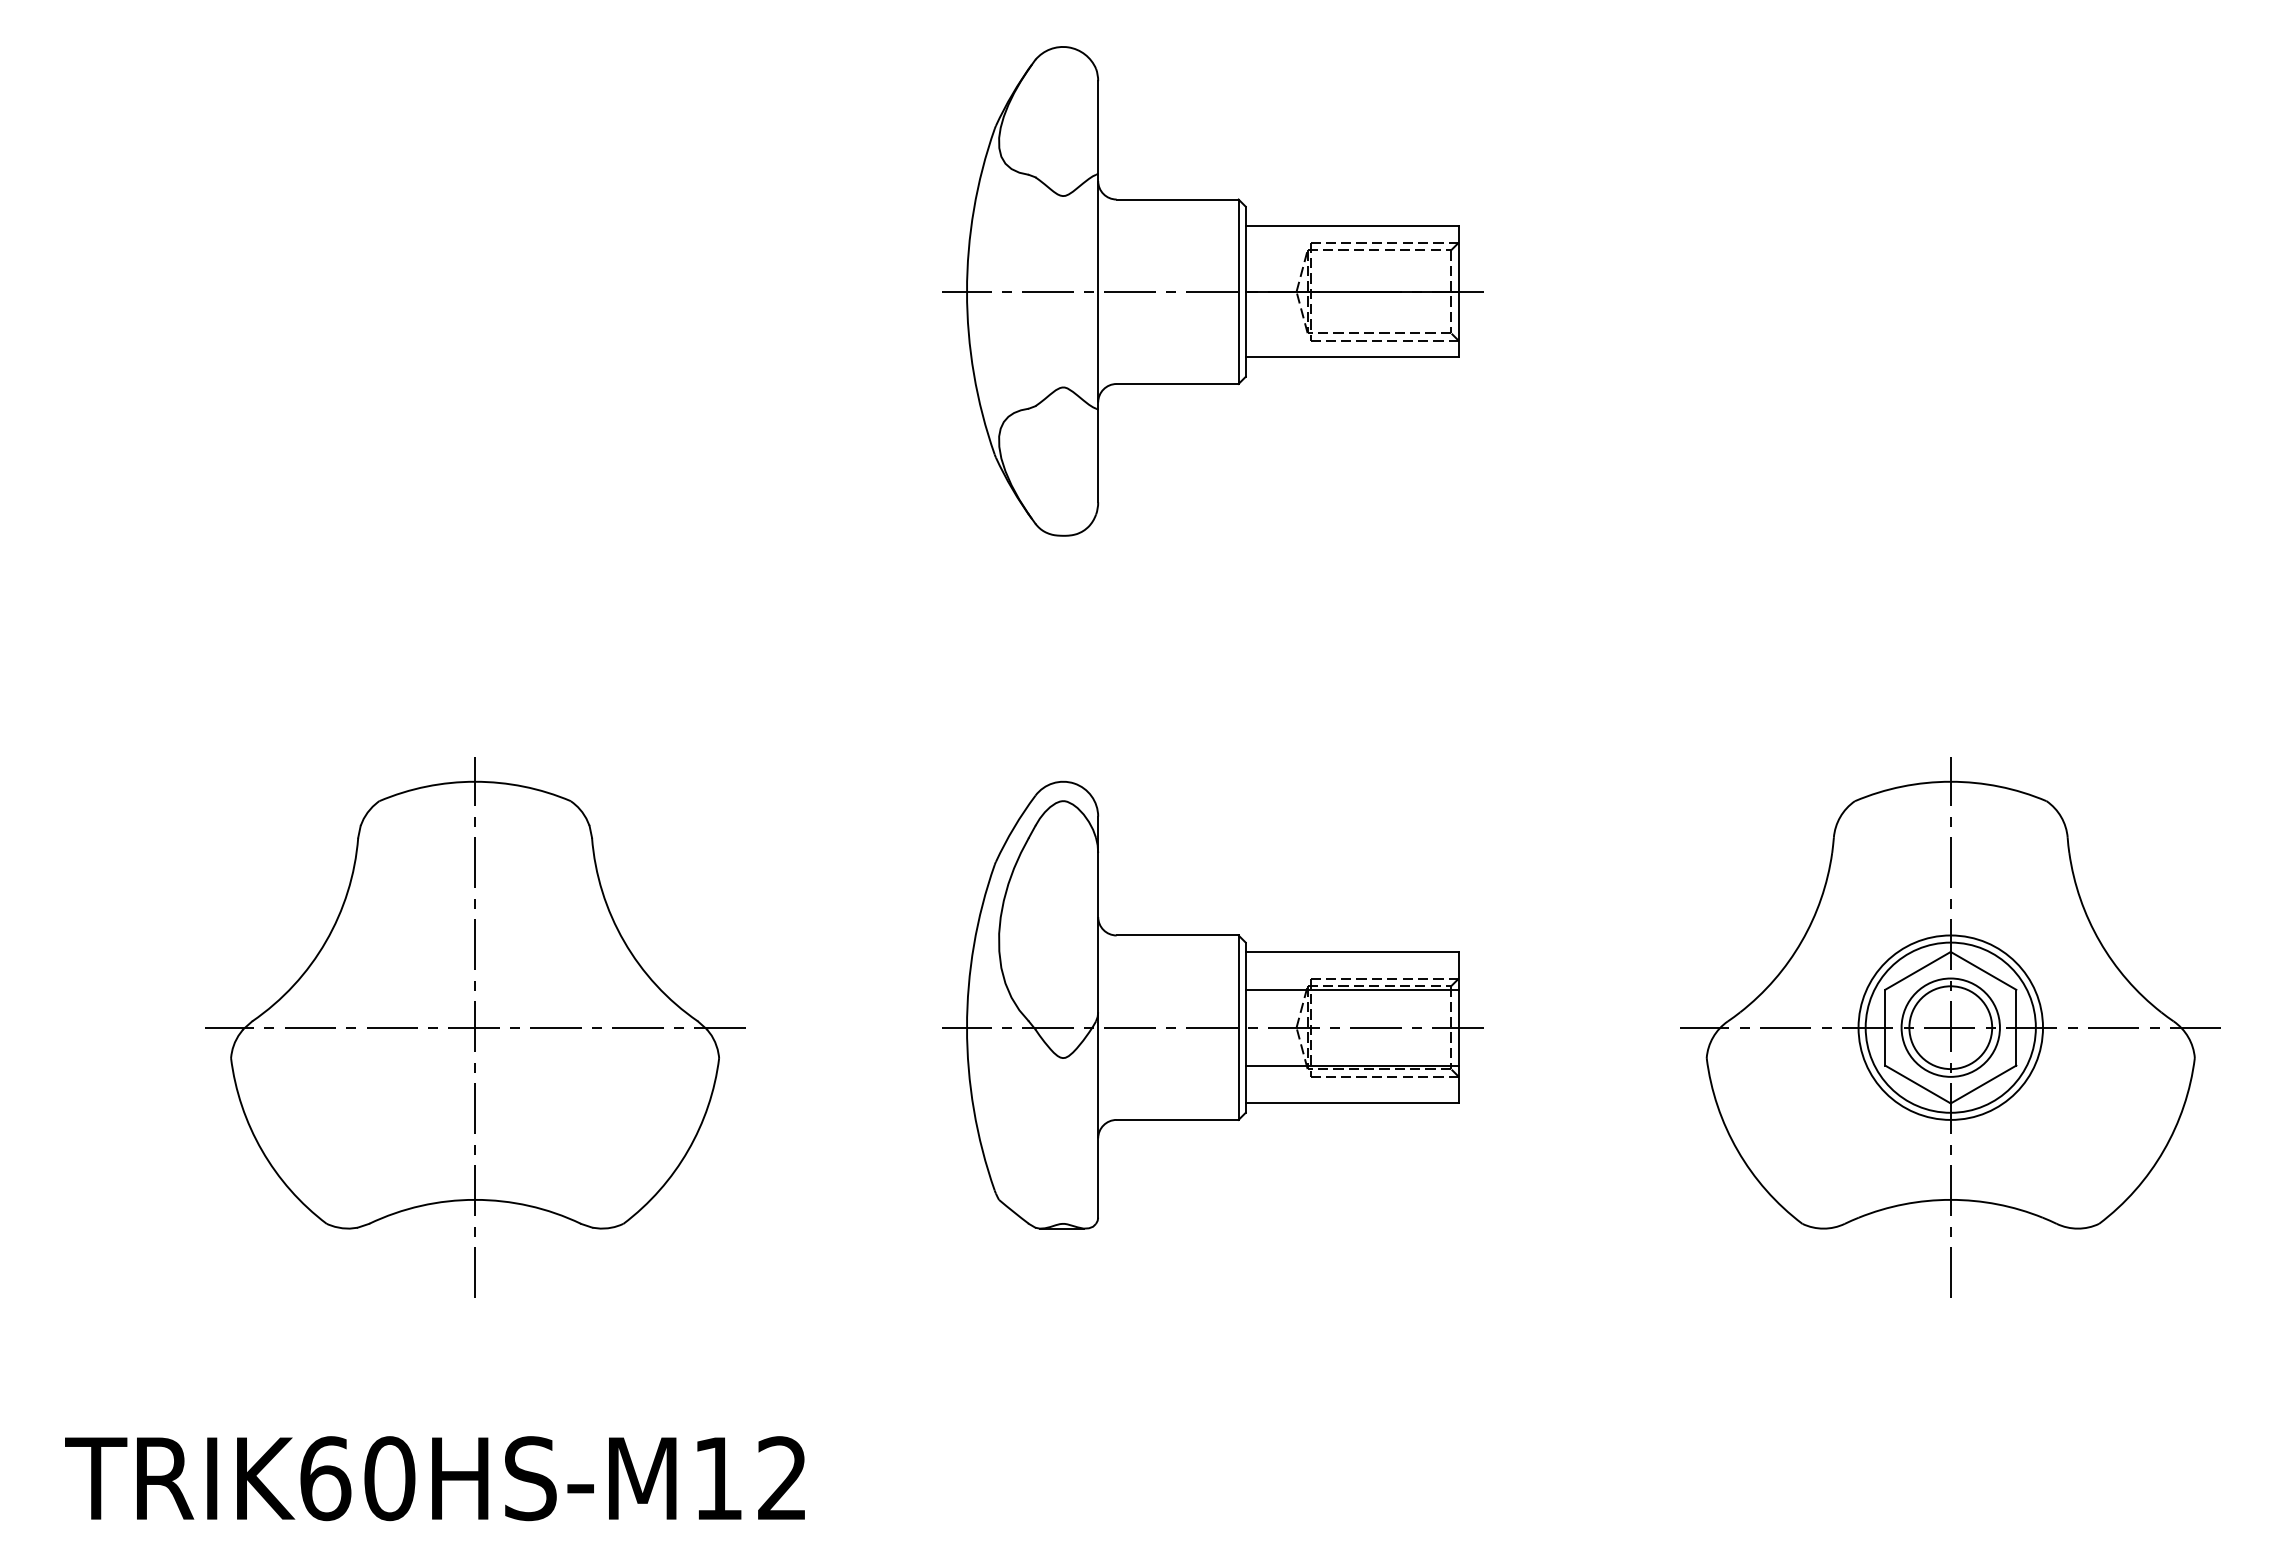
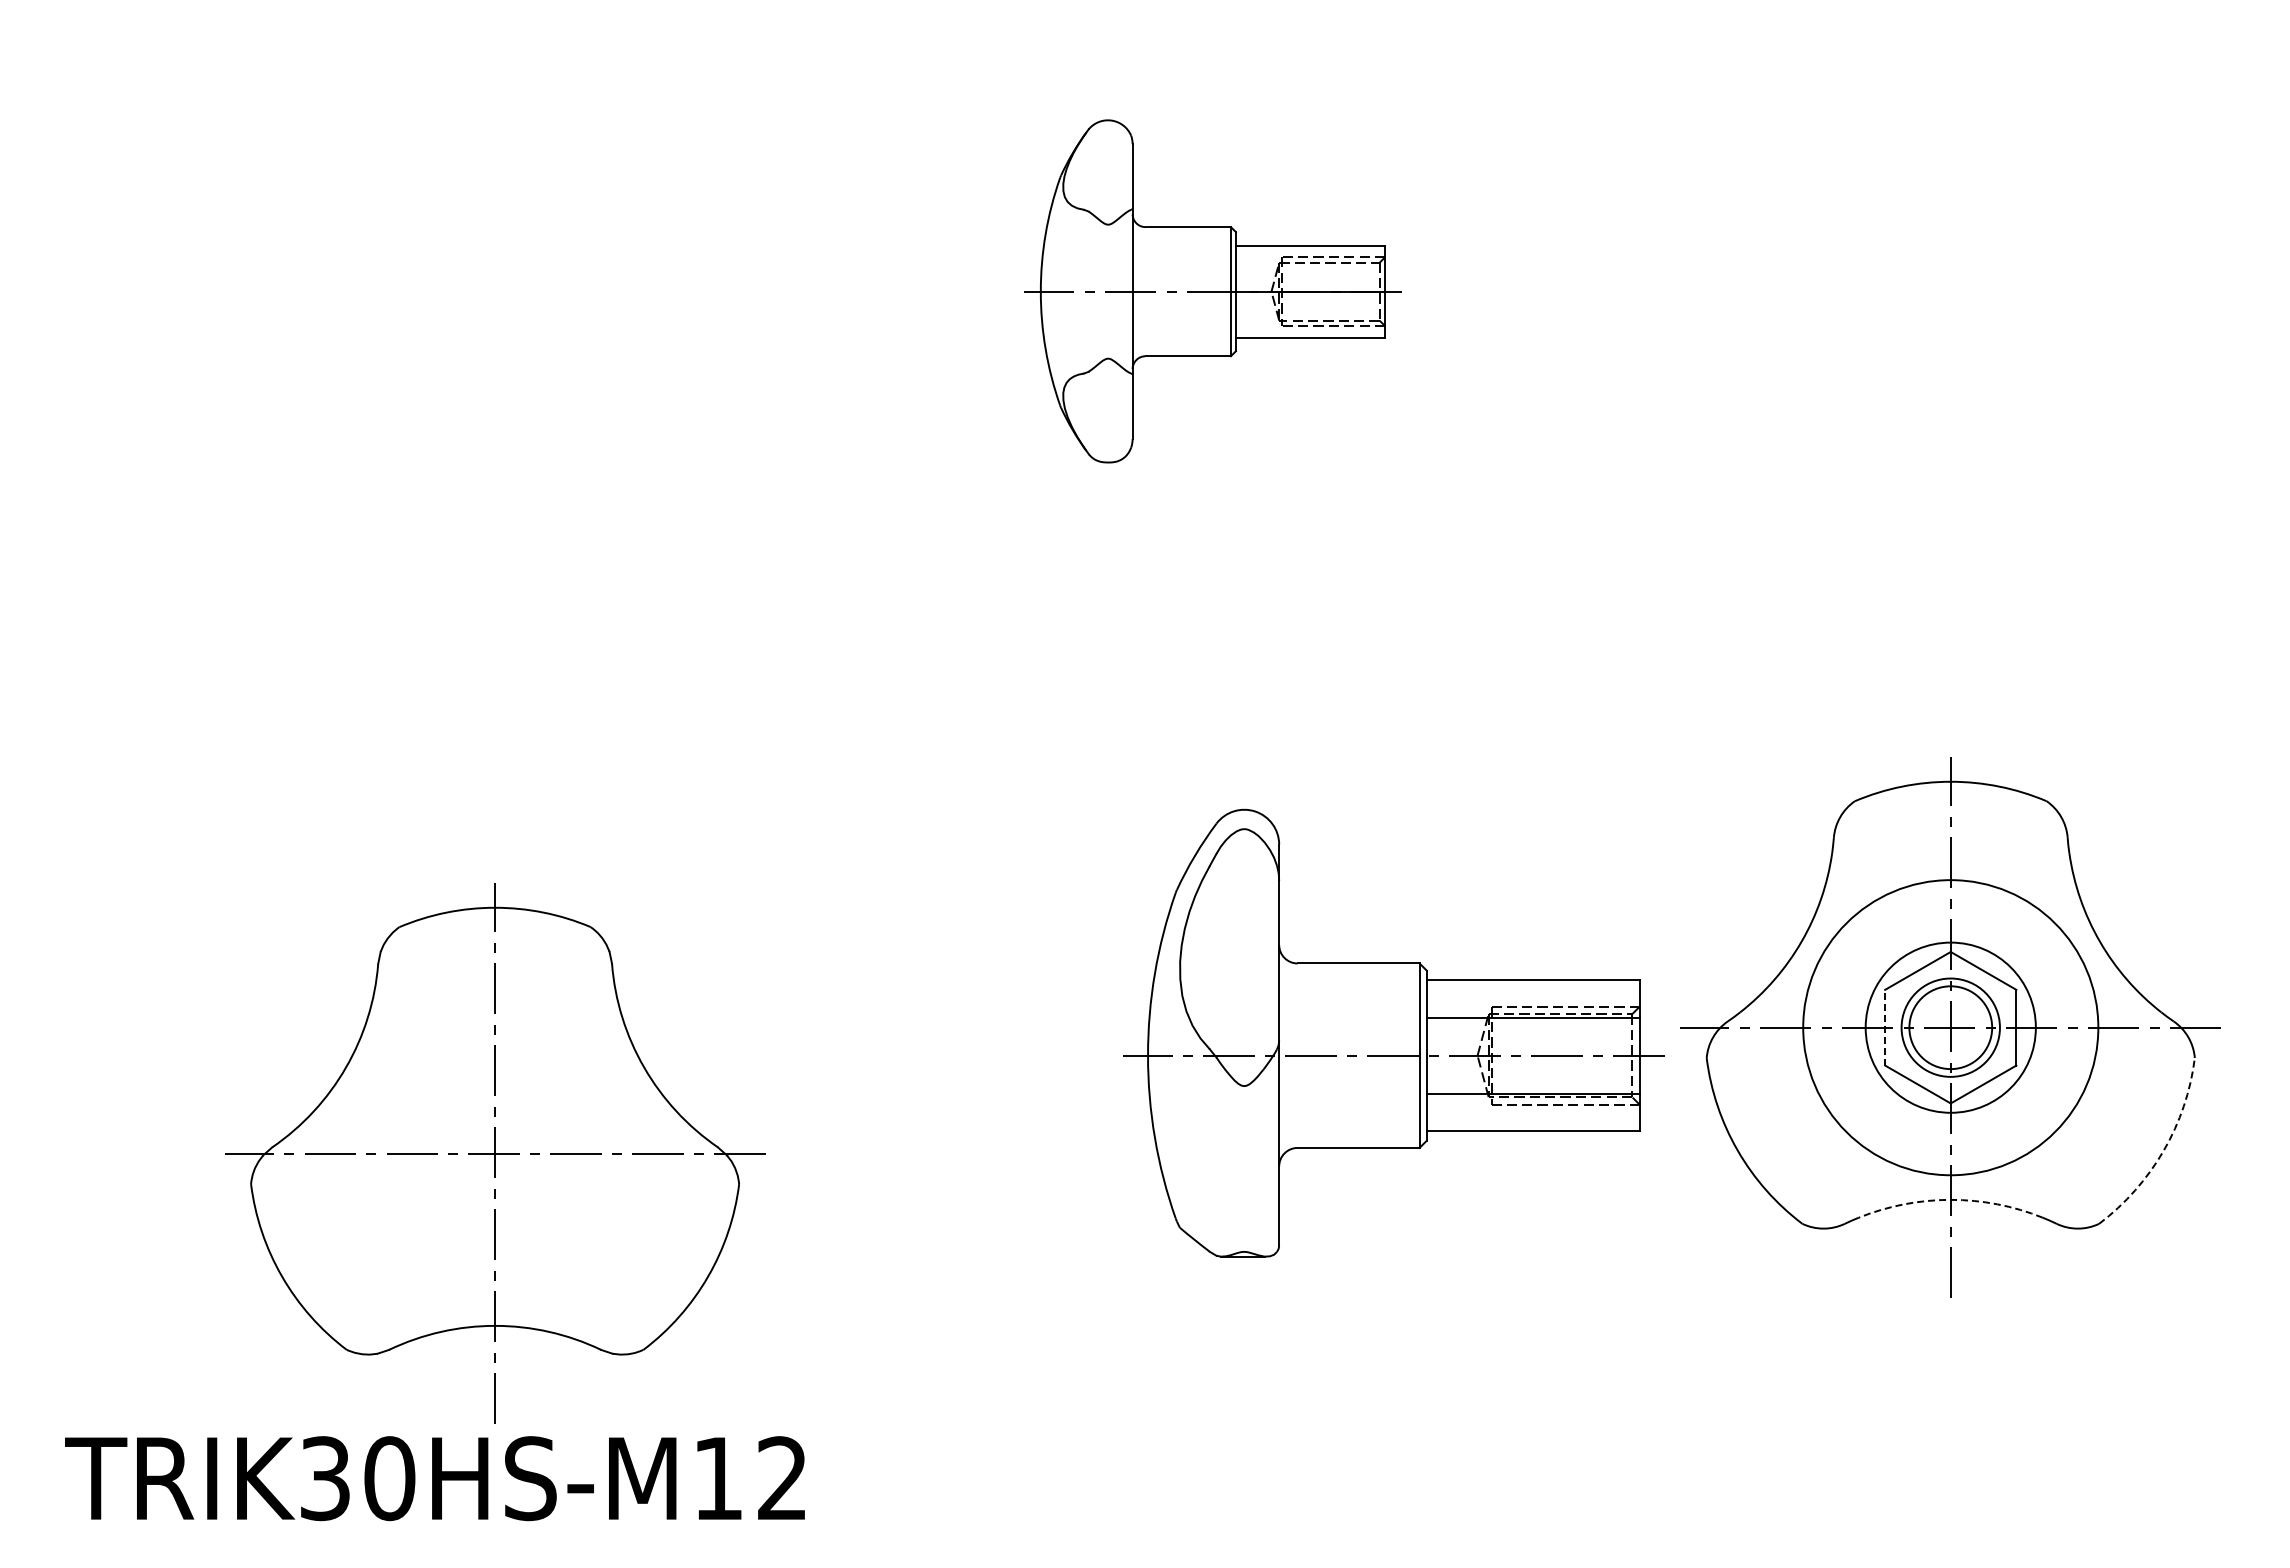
part size: 542x491 px -> 378x345 px (1212, 291)
part position: (1212, 1004) -> (1393, 1032) (1393, 1032)
part position: (475, 1027) -> (495, 1153) (495, 1153)
line: solid -> dashed (1885, 1027)
circle diameter: 184 px -> 295 px (1950, 1027)
arc: solid -> dashed (2163, 1150)
arc: solid -> dashed (1950, 1199)
text: TRIK60HS-M12 -> TRIK30HS-M12 (325, 1478)
